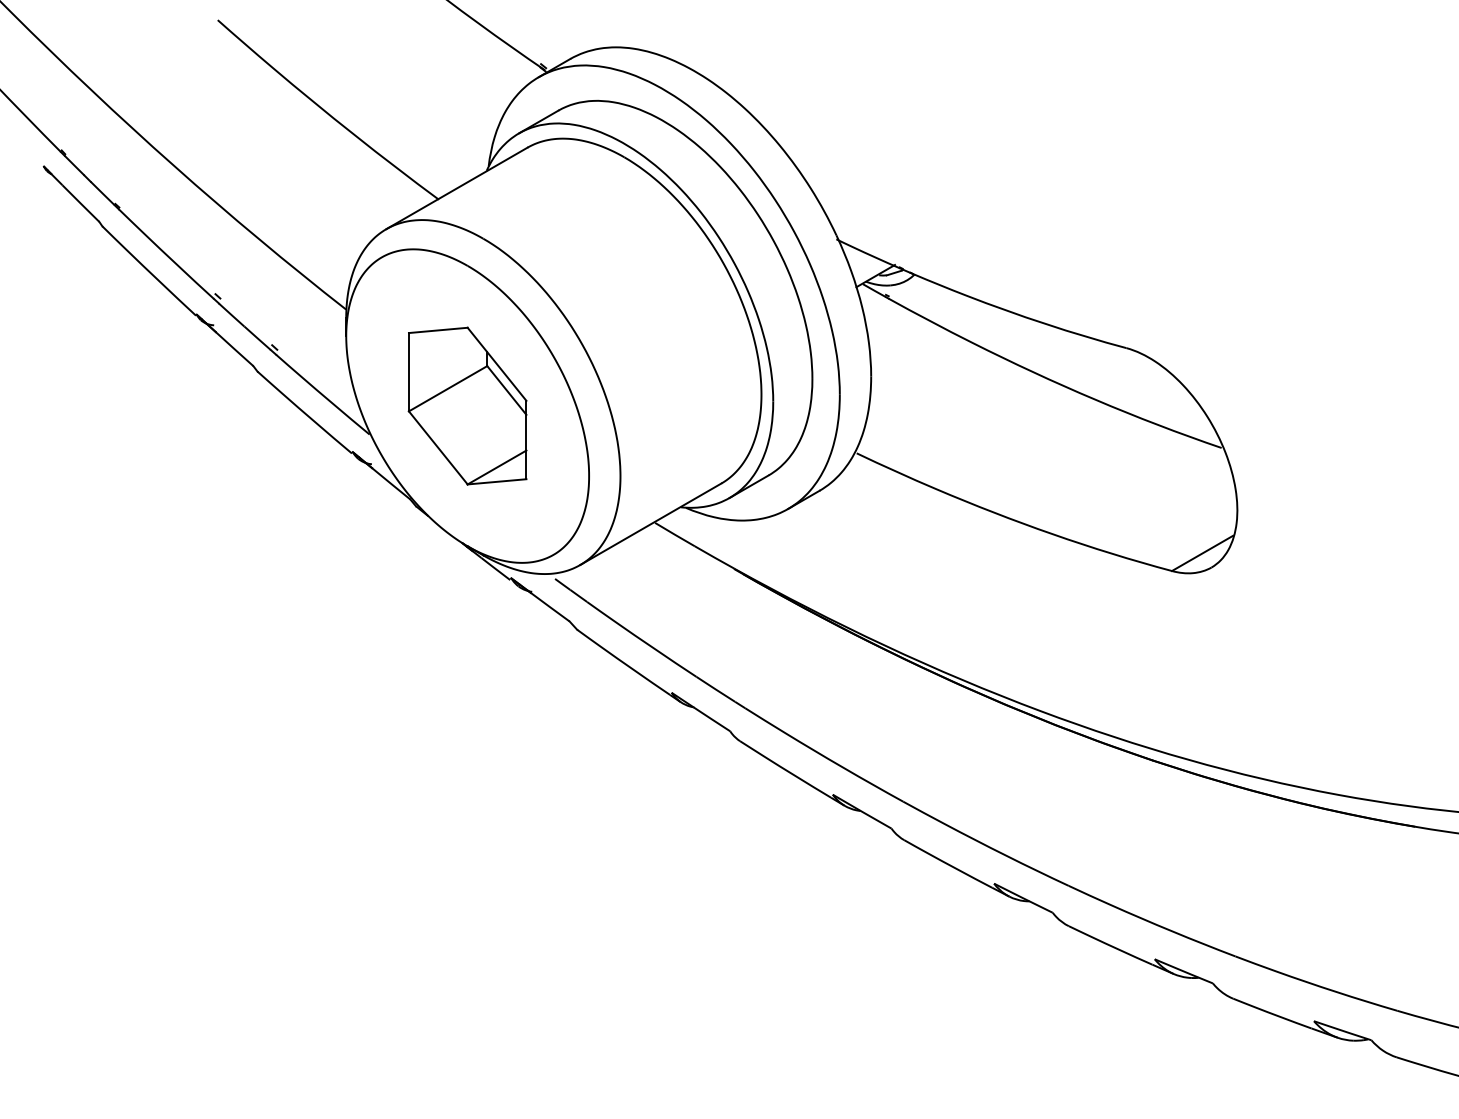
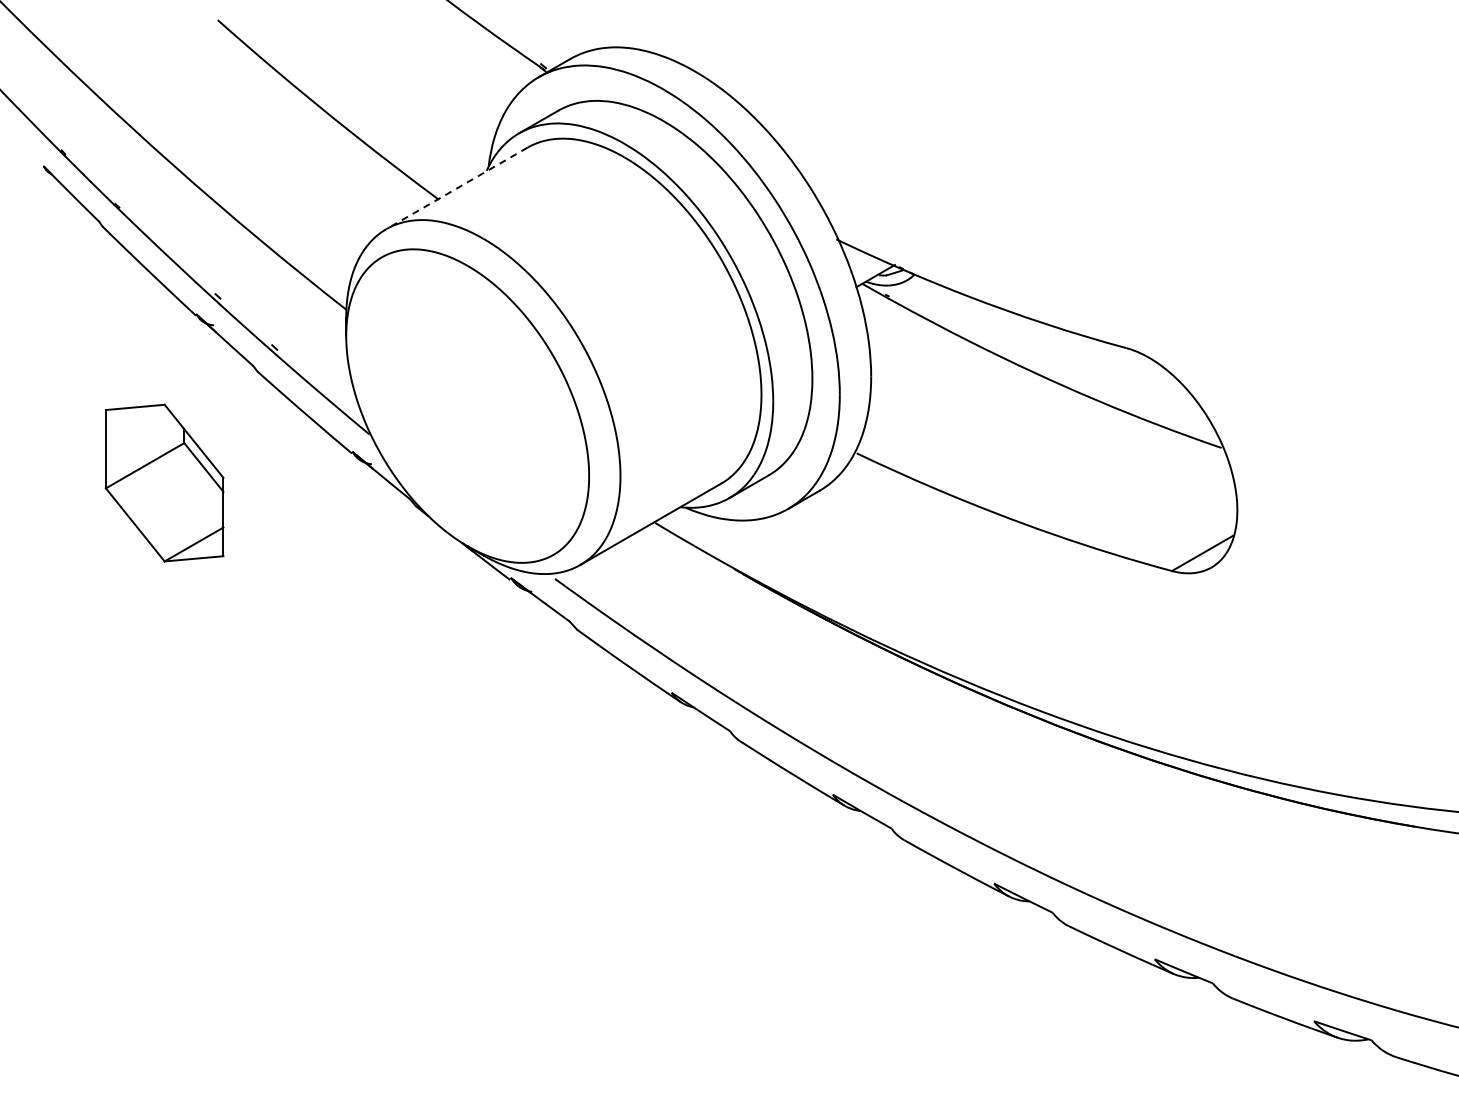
line: solid -> dashed (456, 188)
part position: (467, 405) -> (164, 482) (164, 482)
